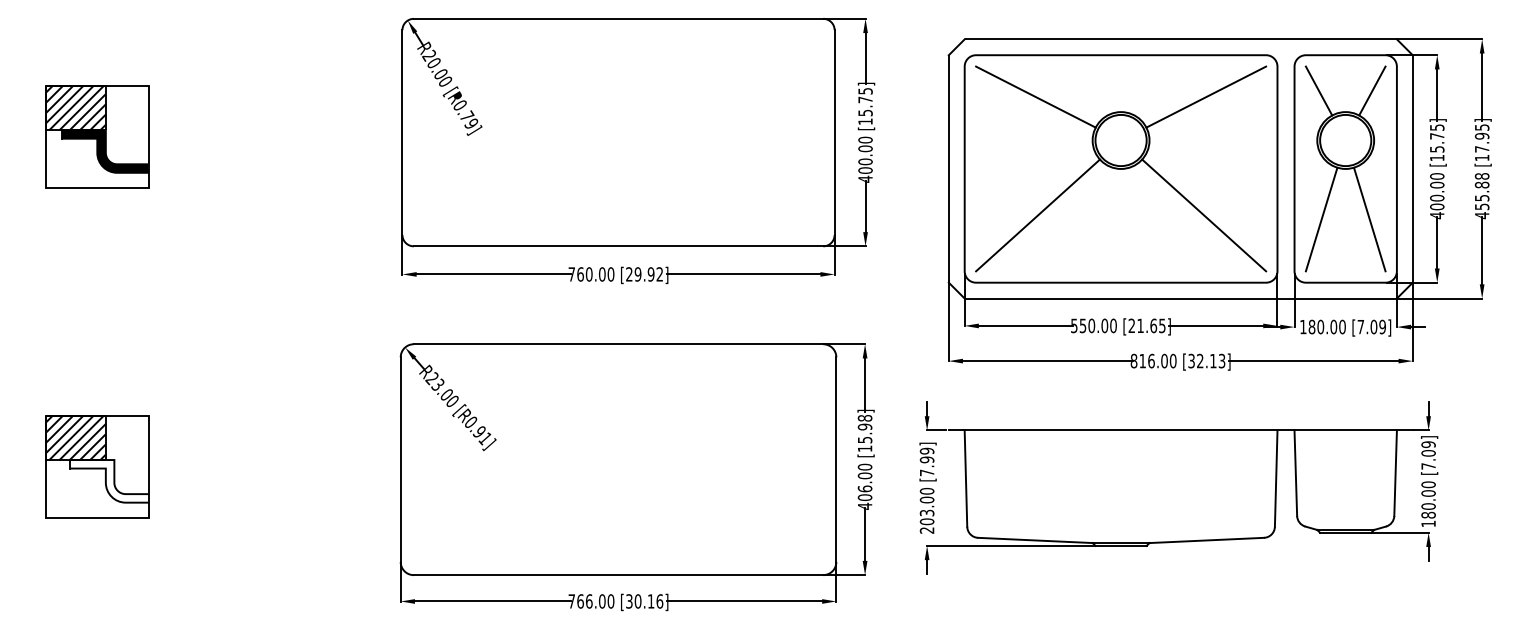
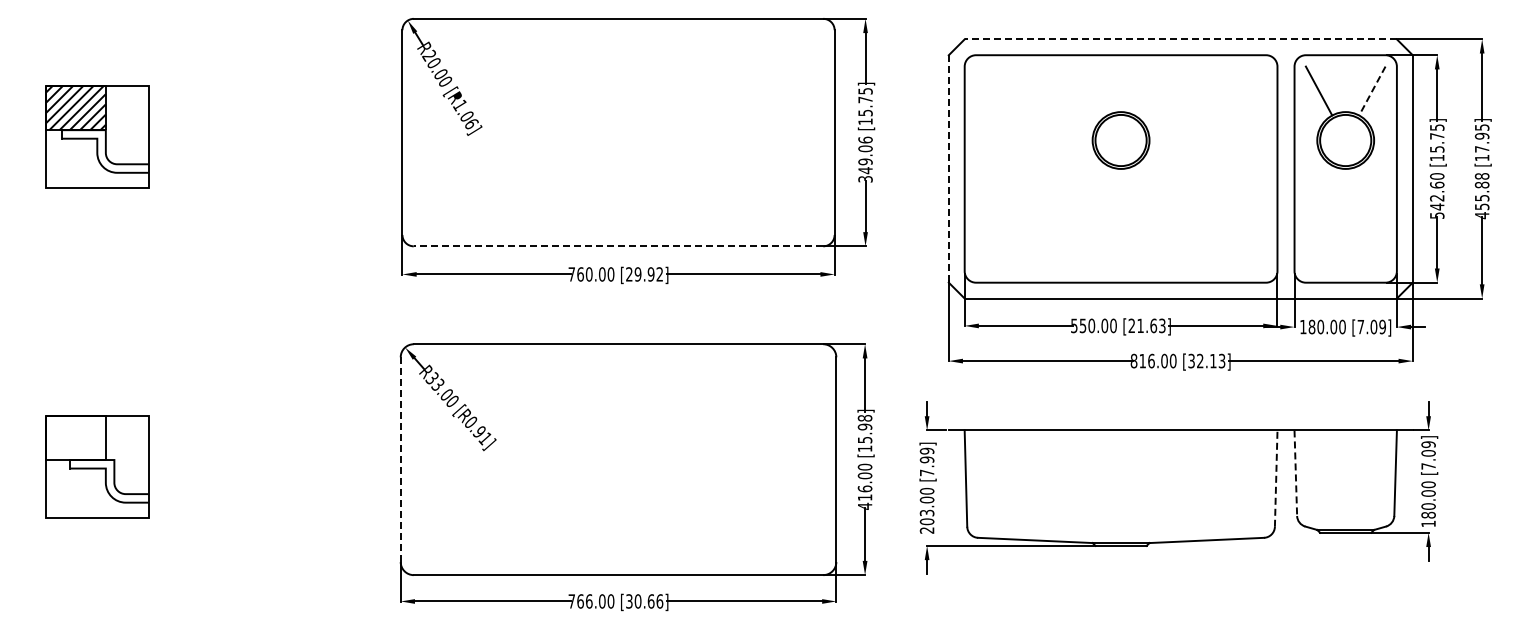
line: solid -> dashed (1180, 39)
line: solid -> dashed (1372, 91)
line: present -> none (1035, 96)
line: present -> none (1206, 96)
text: [R0.79] -> [R1.06] (465, 114)
fill: present -> none (104, 151)
text: 400.00 -> 349.06 (865, 159)
line: solid -> dashed (948, 168)
text: 400.00 -> 542.60 (1437, 200)
line: present -> none (1037, 215)
line: present -> none (1204, 215)
line: present -> none (1321, 219)
line: present -> none (1369, 219)
line: solid -> dashed (618, 246)
text: [21.65] -> [21.63] (1162, 325)
text: R23.00 -> R33.00 (431, 378)
hatch: present -> none (75, 437)
line: solid -> dashed (400, 459)
line: solid -> dashed (1295, 473)
line: solid -> dashed (1276, 478)
text: 406.00 -> 416.00 (864, 497)
text: [30.16] -> [30.66] (650, 601)
